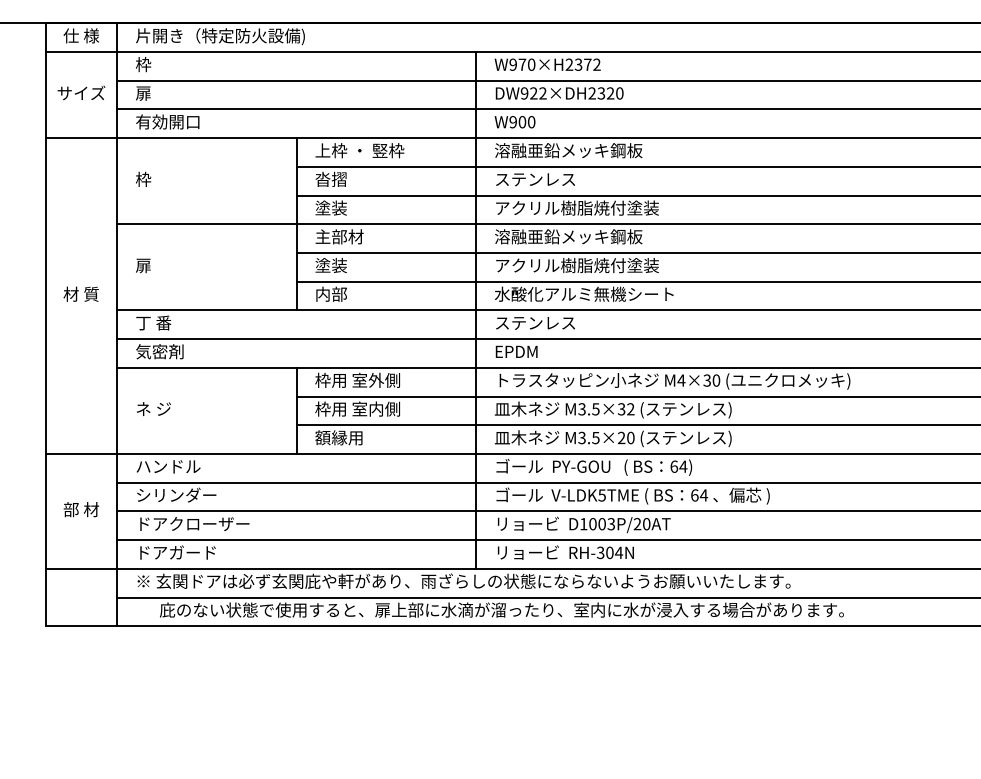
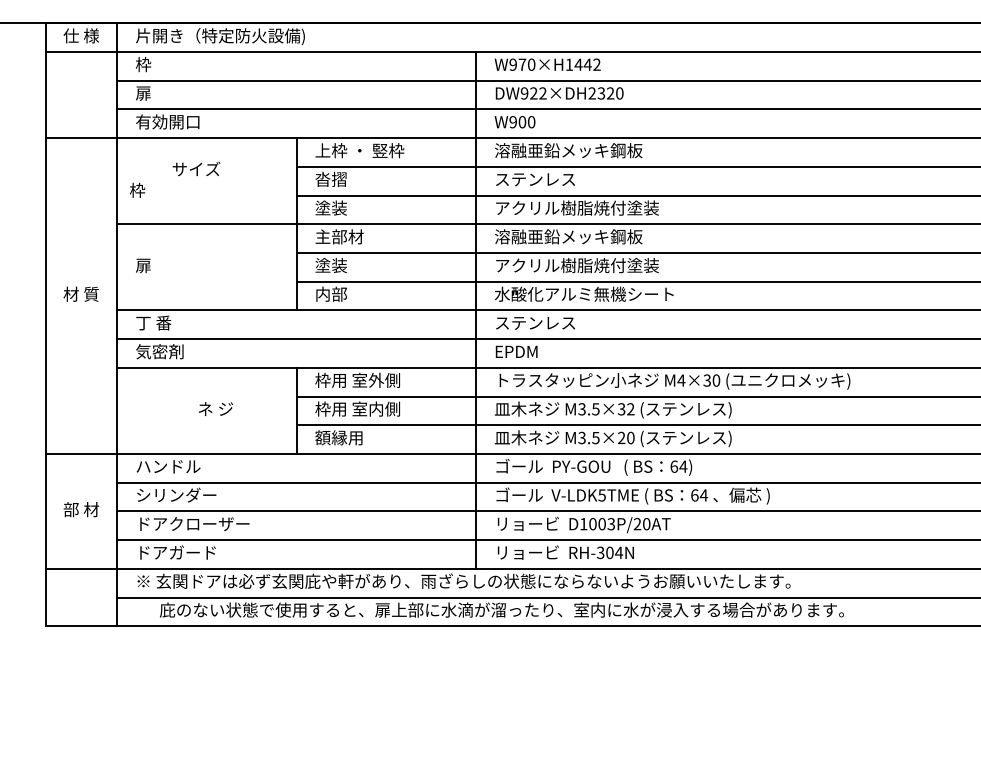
text: W970×H2372 -> W970×H1442 (578, 64)
text position: (81, 92) -> (196, 168) (196, 168)
text position: (143, 178) -> (137, 189) (137, 189)
text position: (153, 408) -> (215, 408) (215, 408)
